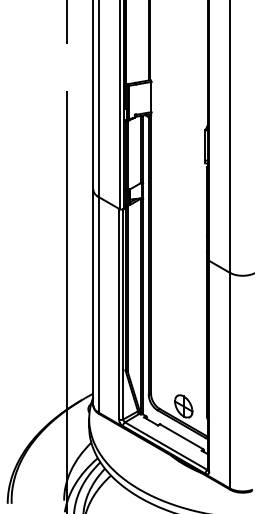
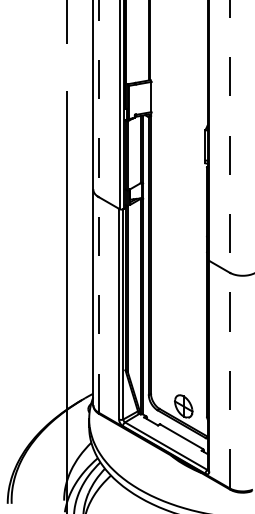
line: solid -> dashed (98, 206)
line: solid -> dashed (229, 244)
